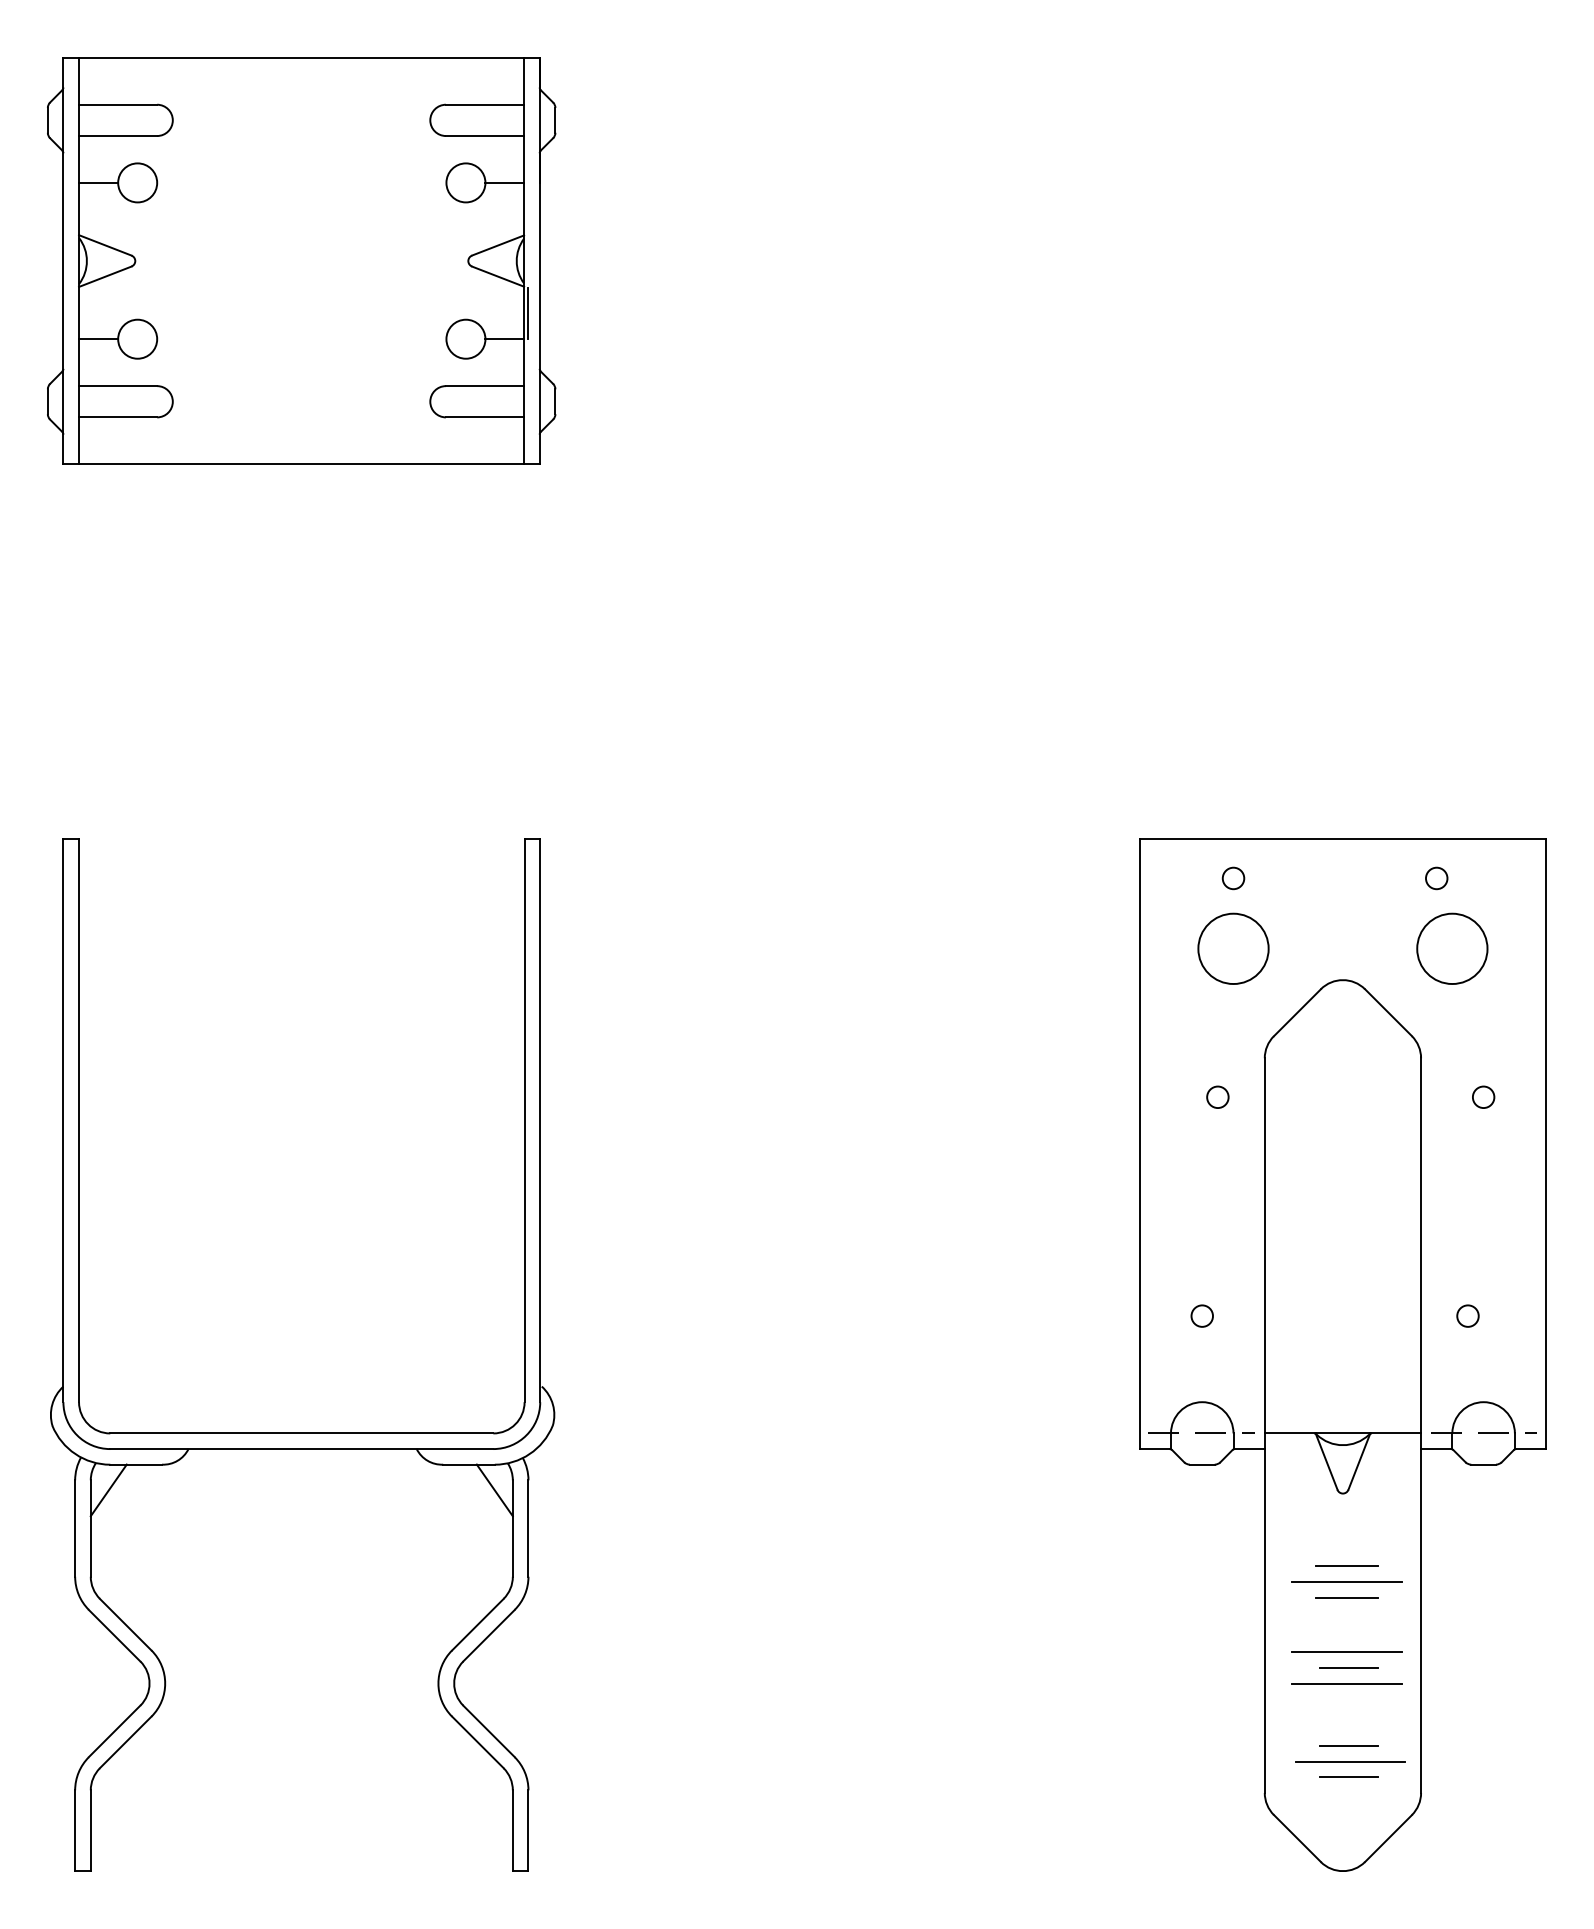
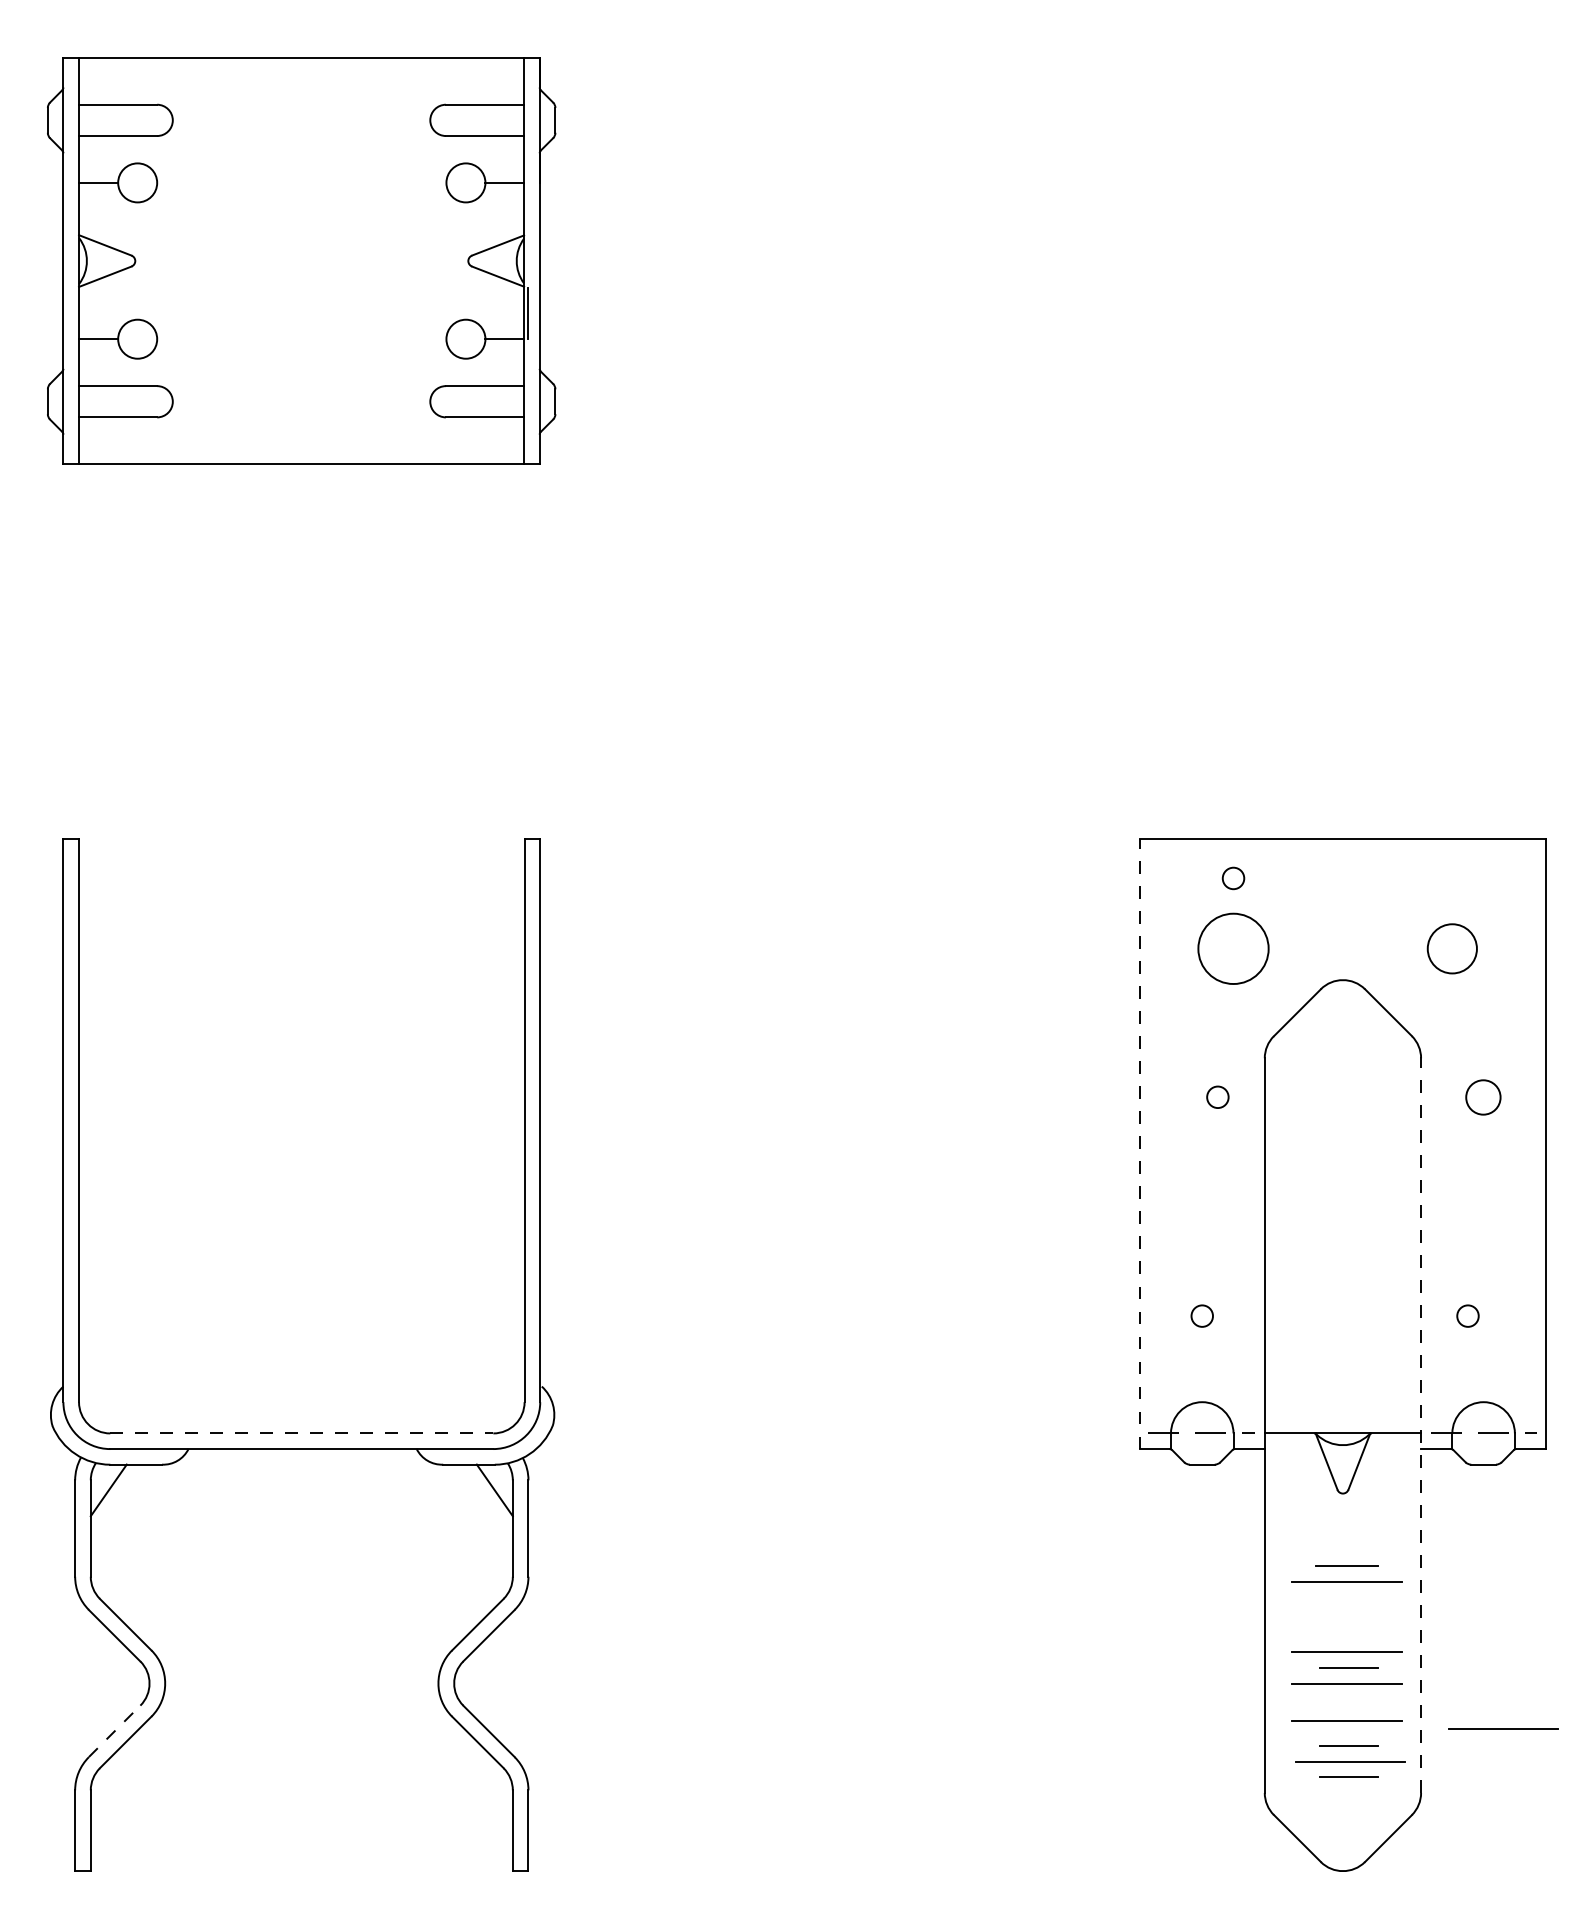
circle: present -> none (1436, 878)
circle diameter: 70 px -> 49 px (1451, 948)
circle size: 24x24 px -> 37x37 px (1483, 1097)
line: solid -> dashed (1139, 1144)
line: solid -> dashed (1421, 1425)
line: solid -> dashed (301, 1433)
line: present -> none (1346, 1597)
line: none -> present (1346, 1720)
line: none -> present (1503, 1728)
line: solid -> dashed (114, 1731)
